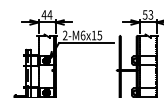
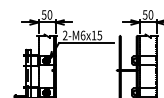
text: 44 -> 50 (46, 14)
text: 53 -> 50 (150, 14)
